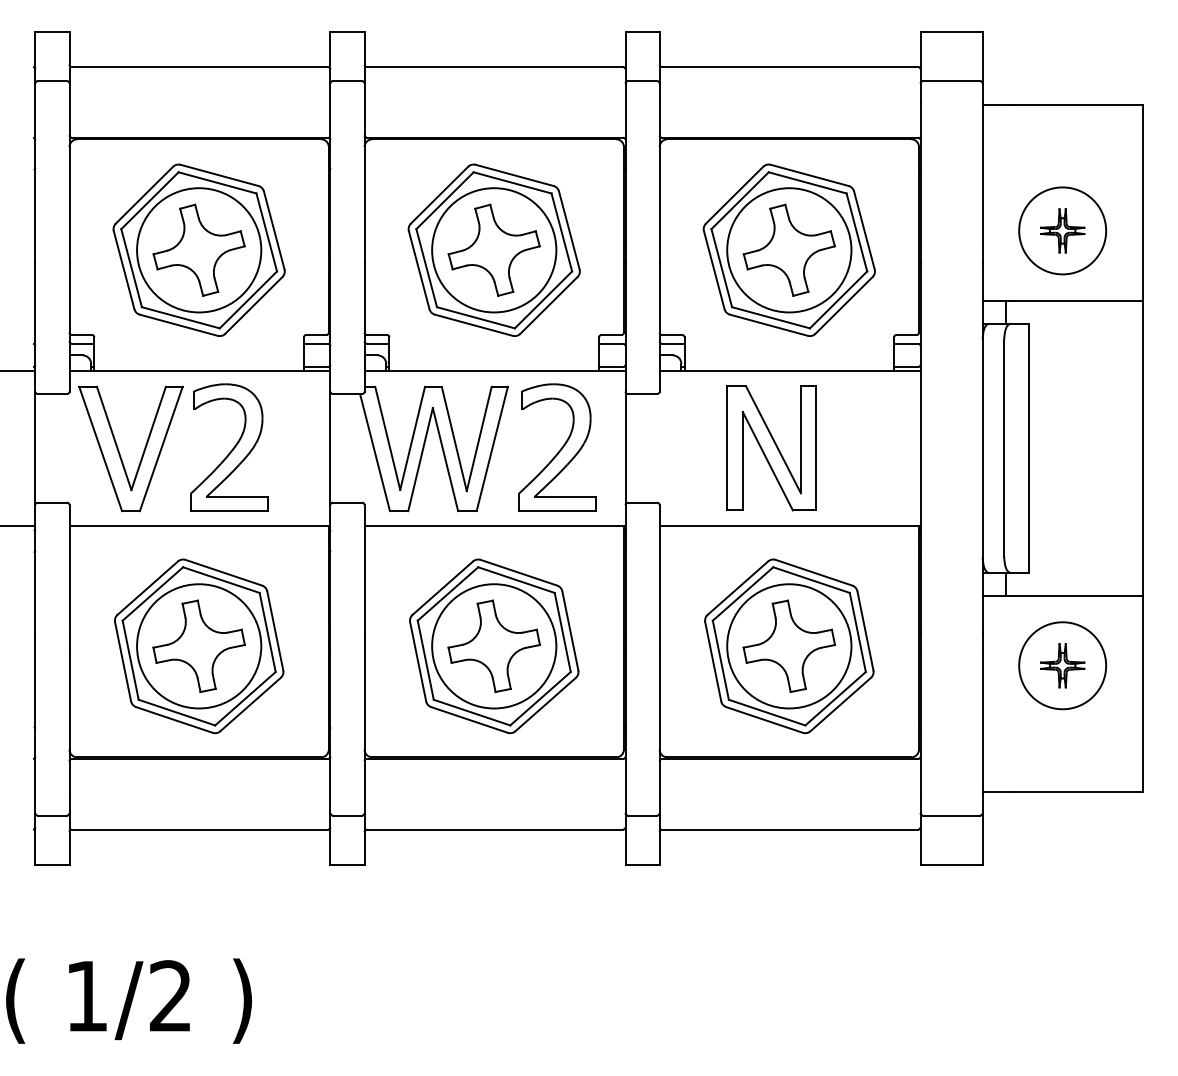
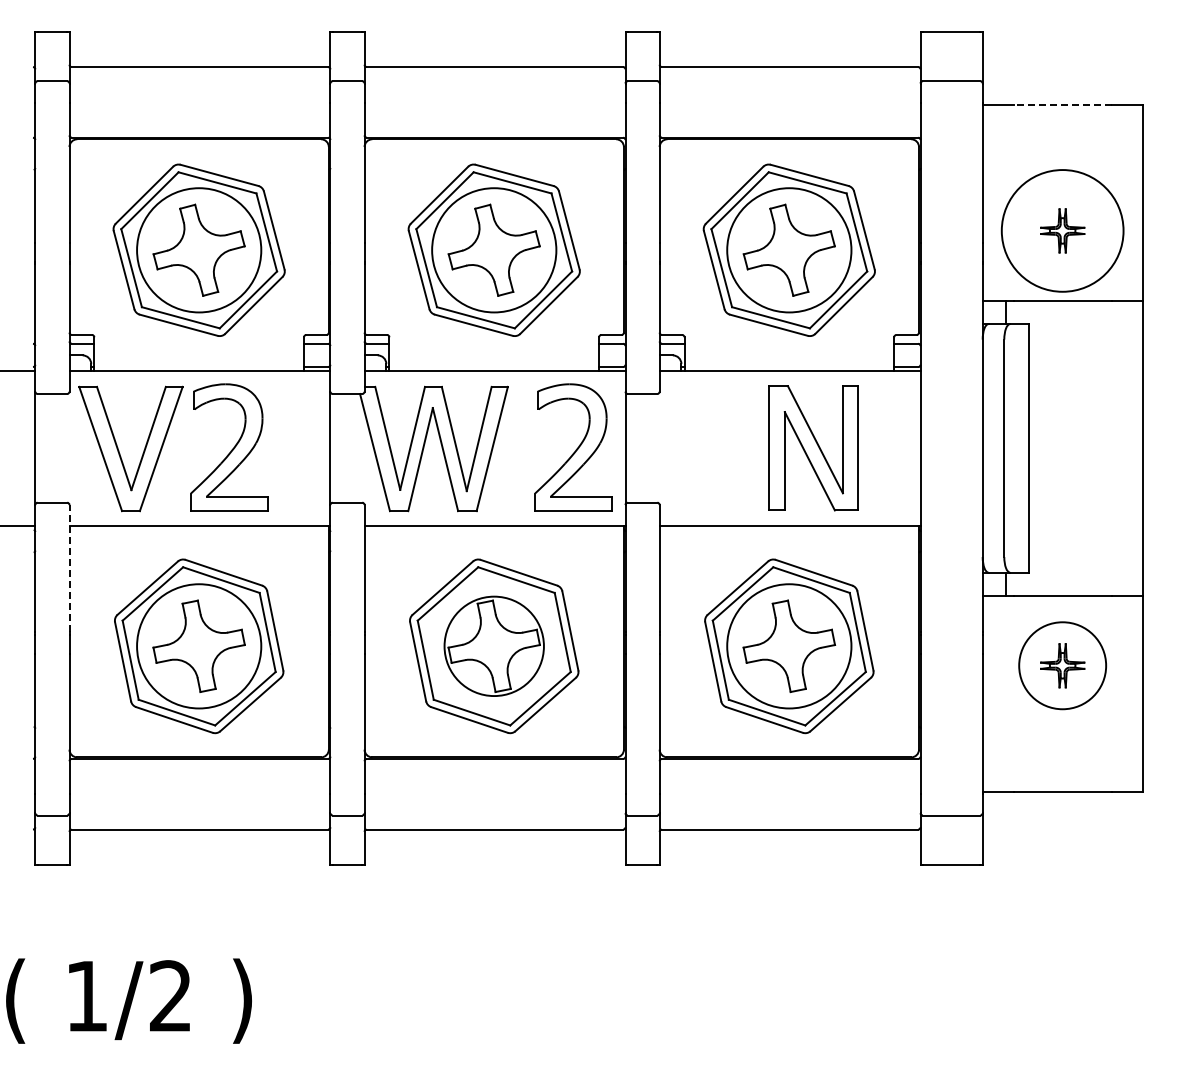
line: solid -> dashed (1062, 105)
circle diameter: 87 px -> 122 px (1062, 230)
part position: (557, 447) -> (573, 447) (573, 447)
part position: (771, 448) -> (813, 448) (813, 448)
line: solid -> dashed (69, 568)
circle diameter: 124 px -> 99 px (493, 646)
